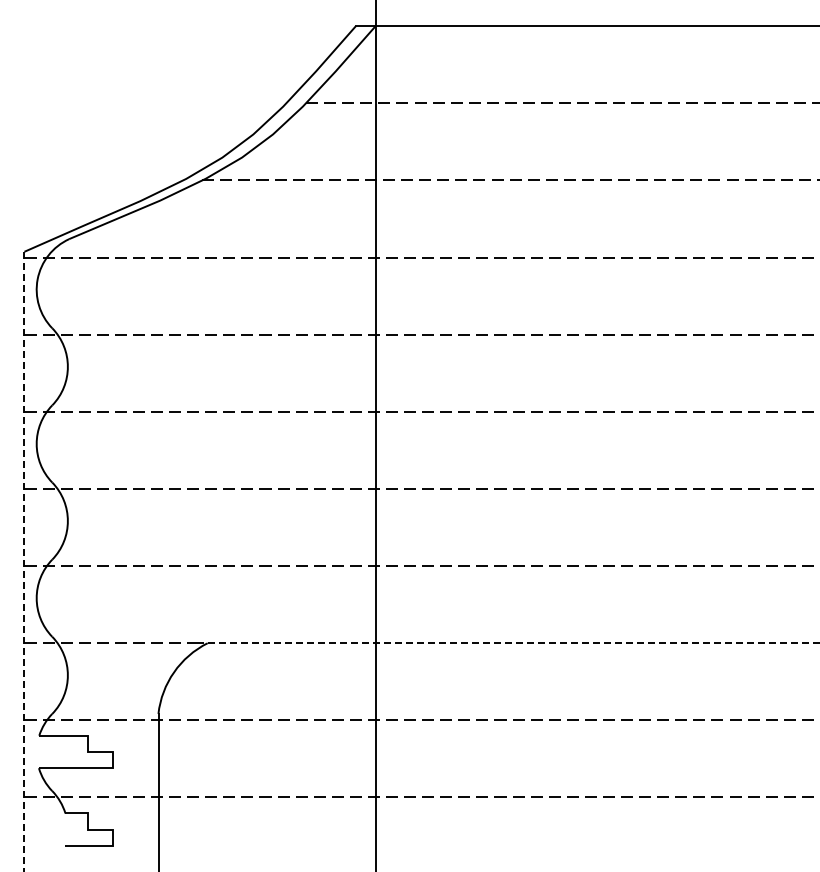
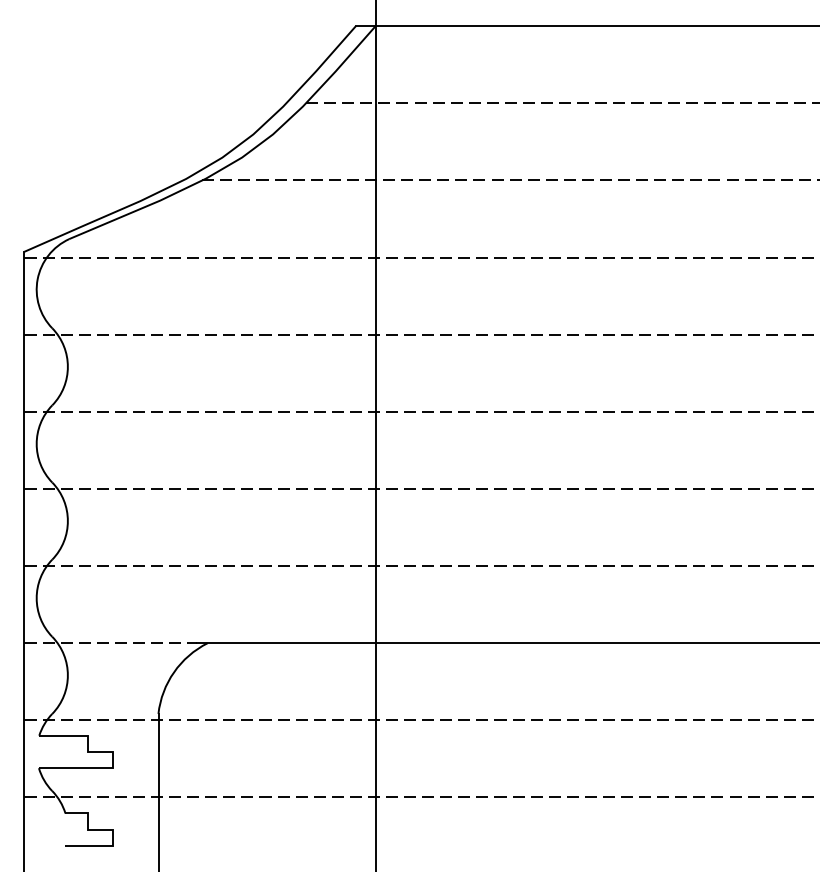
line: dashed -> solid (24, 561)
line: dashed -> solid (508, 643)
